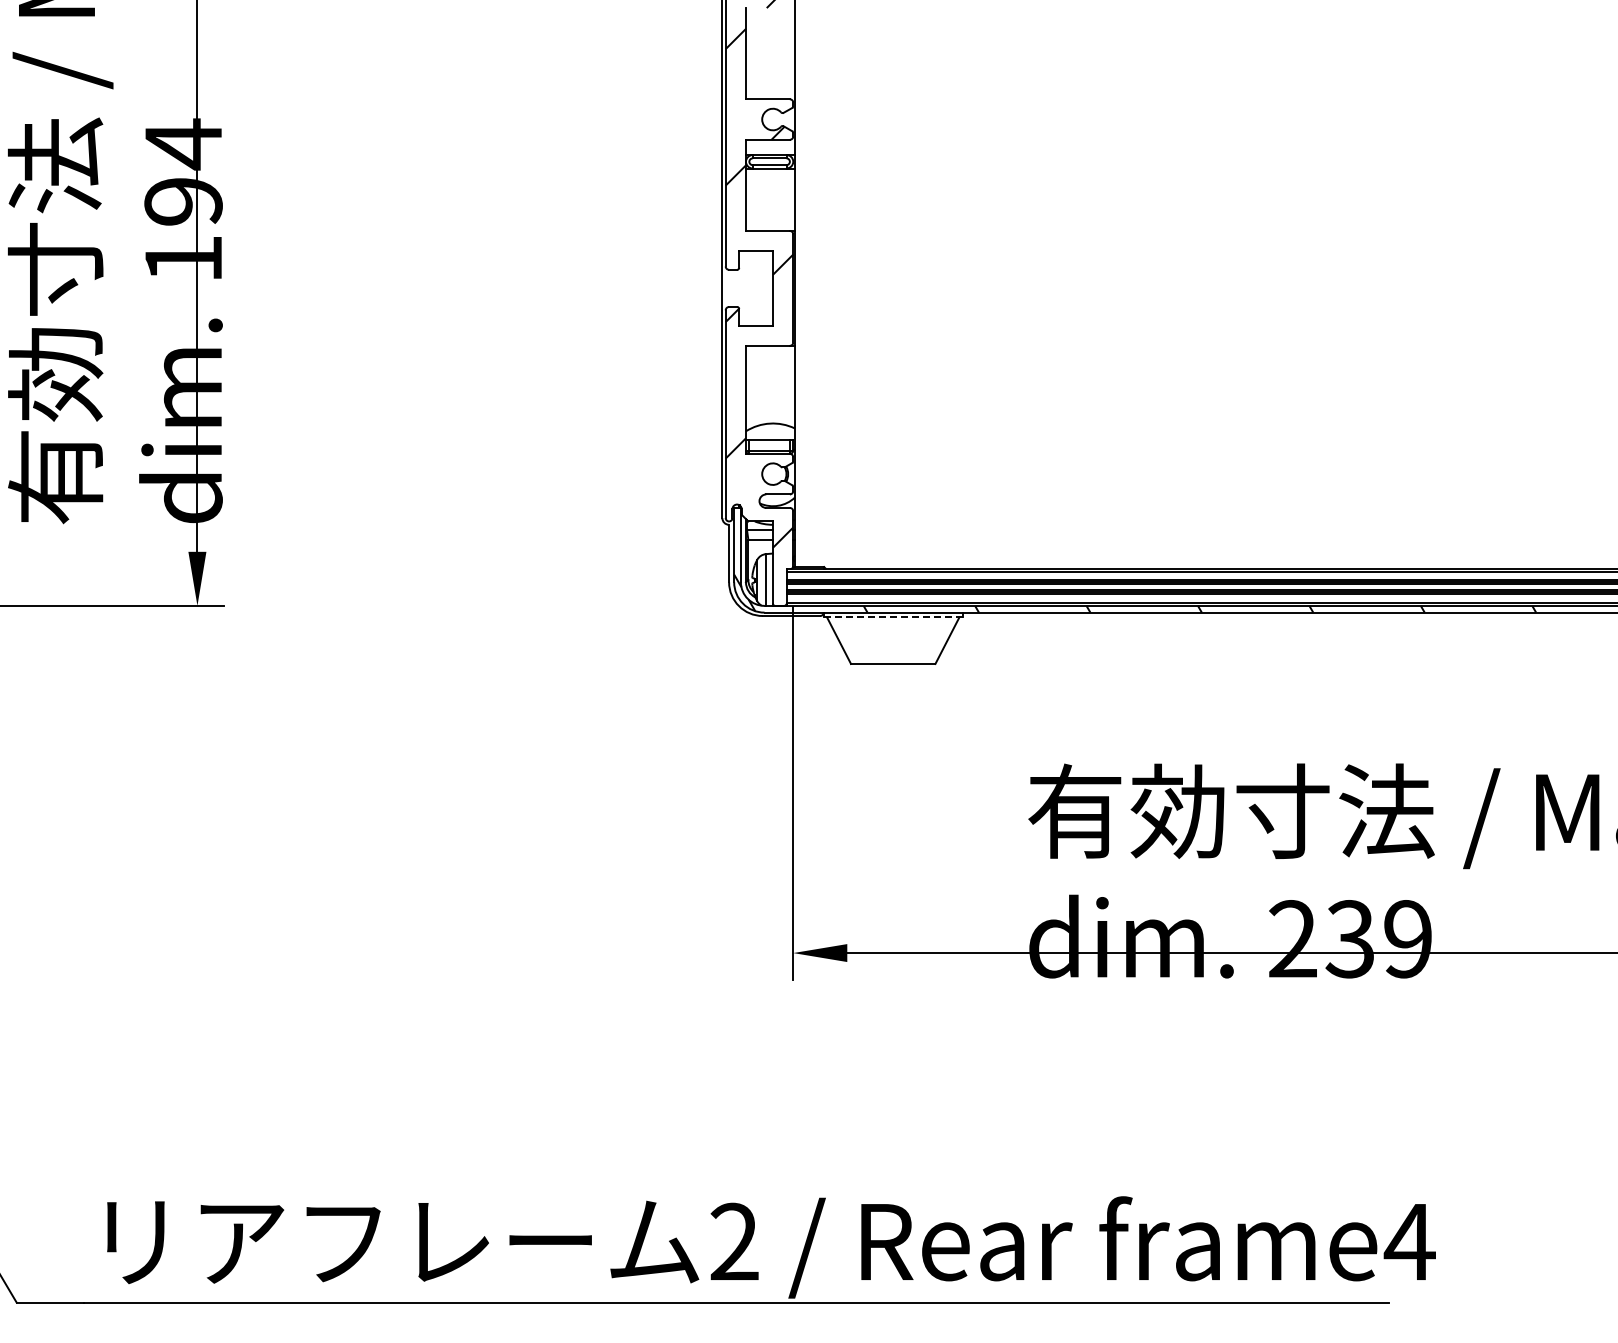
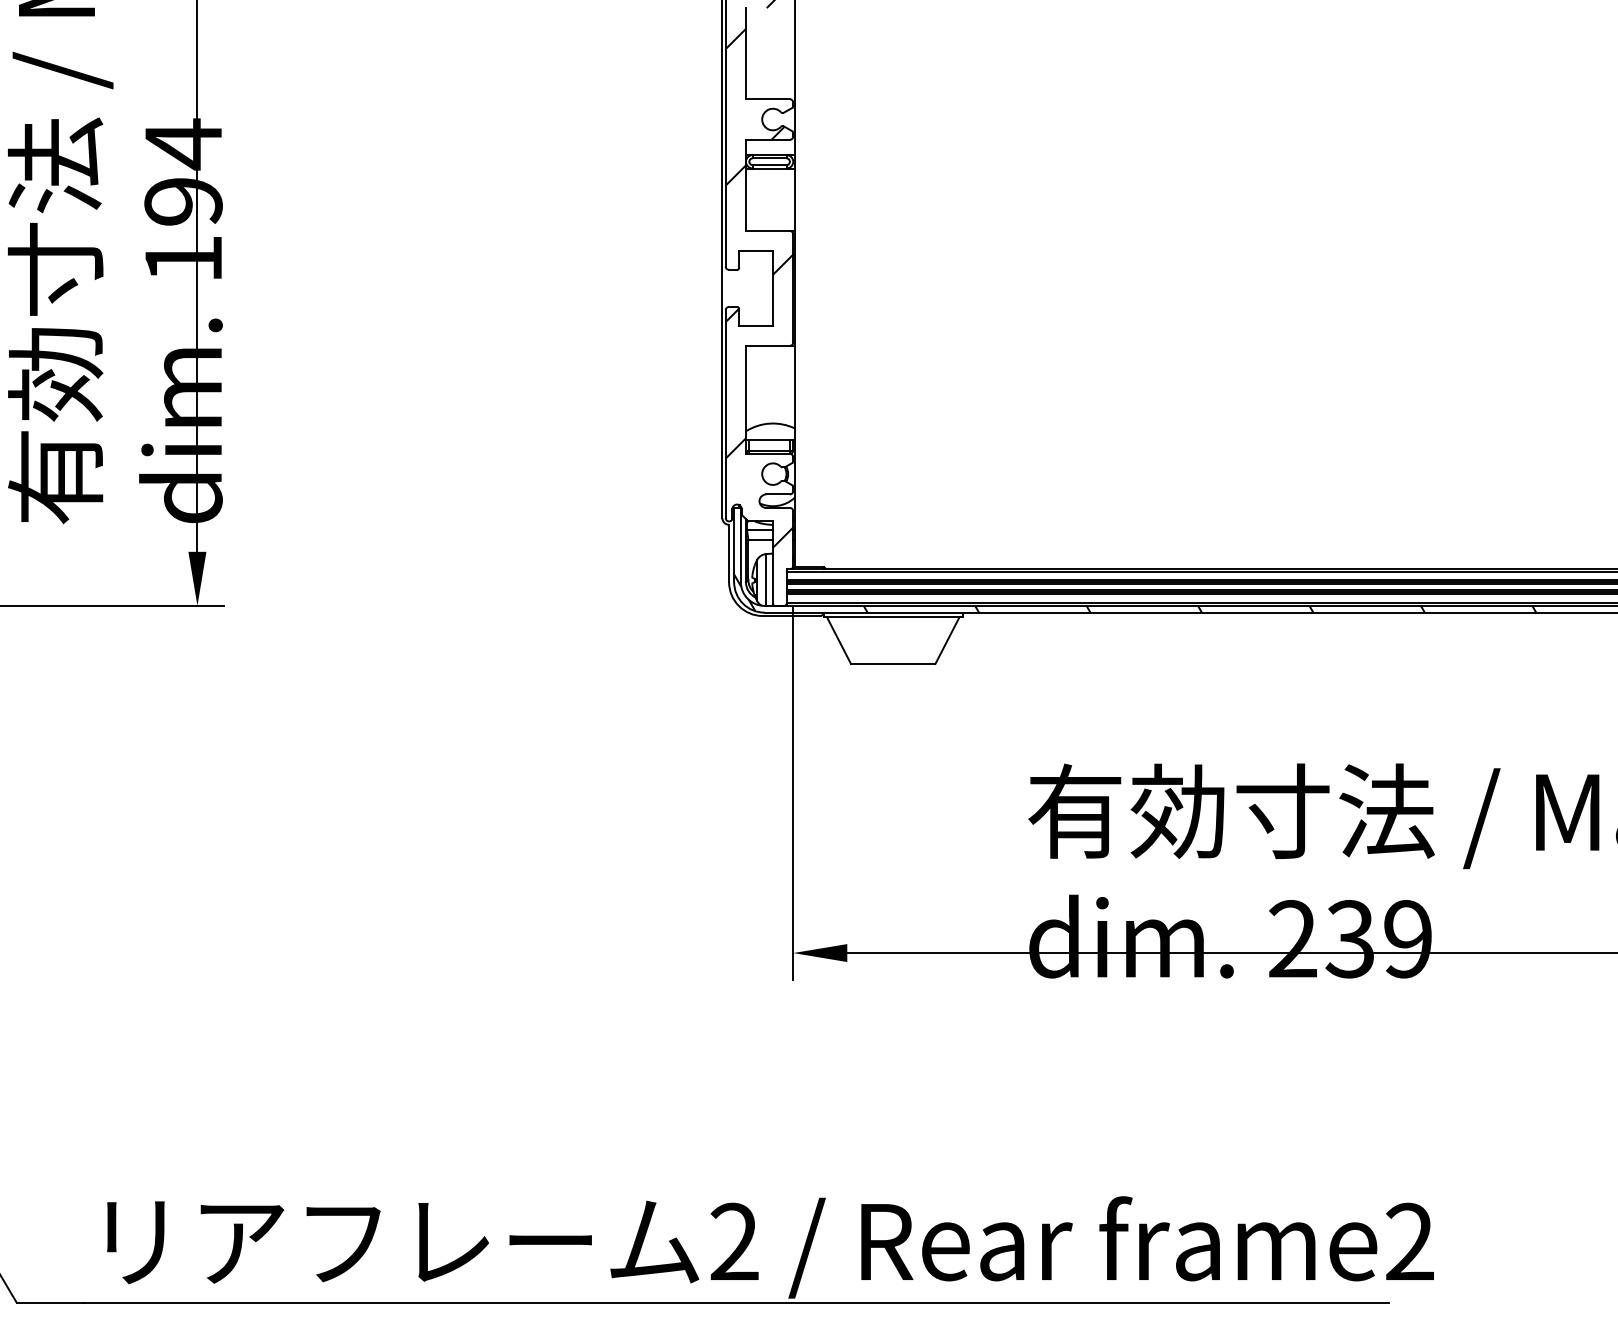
line: dashed -> solid (893, 617)
text: frame4 -> frame2 (1409, 1240)
